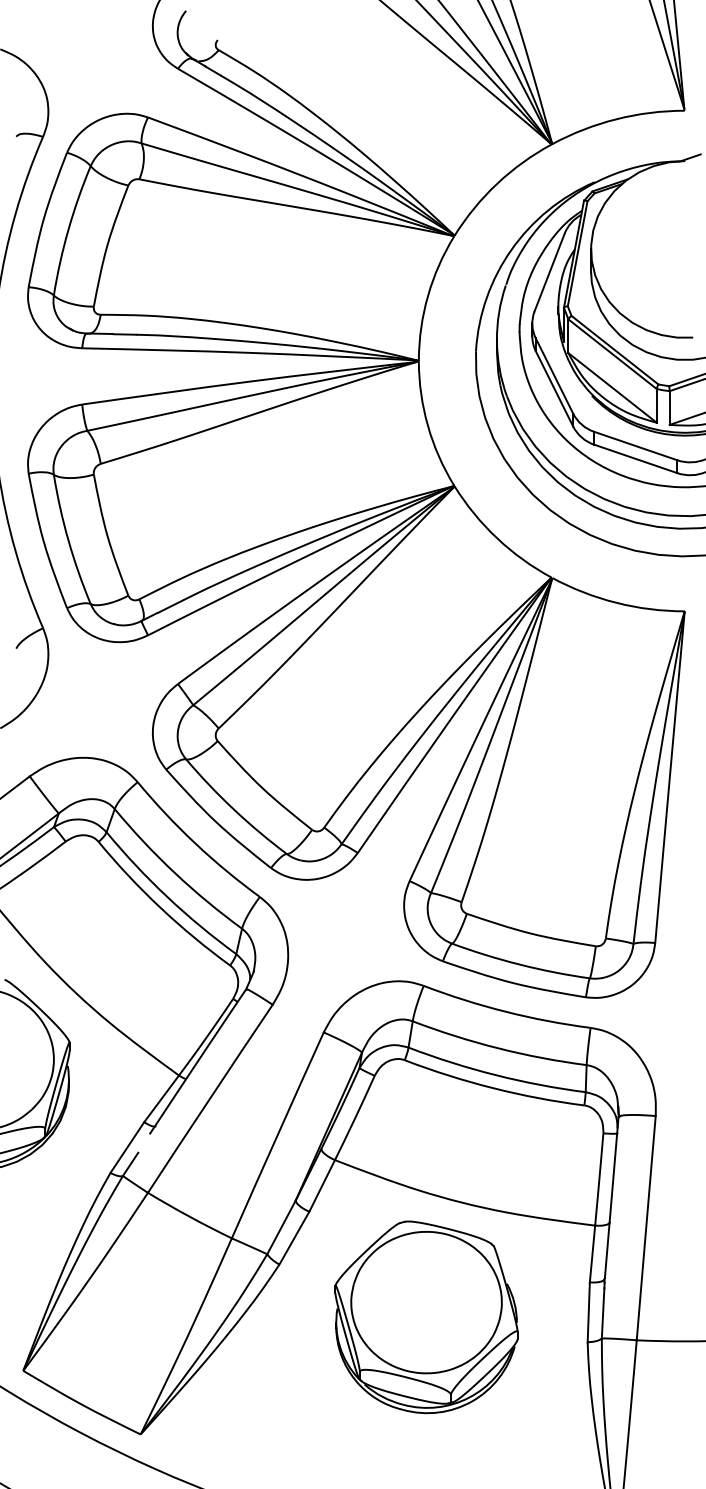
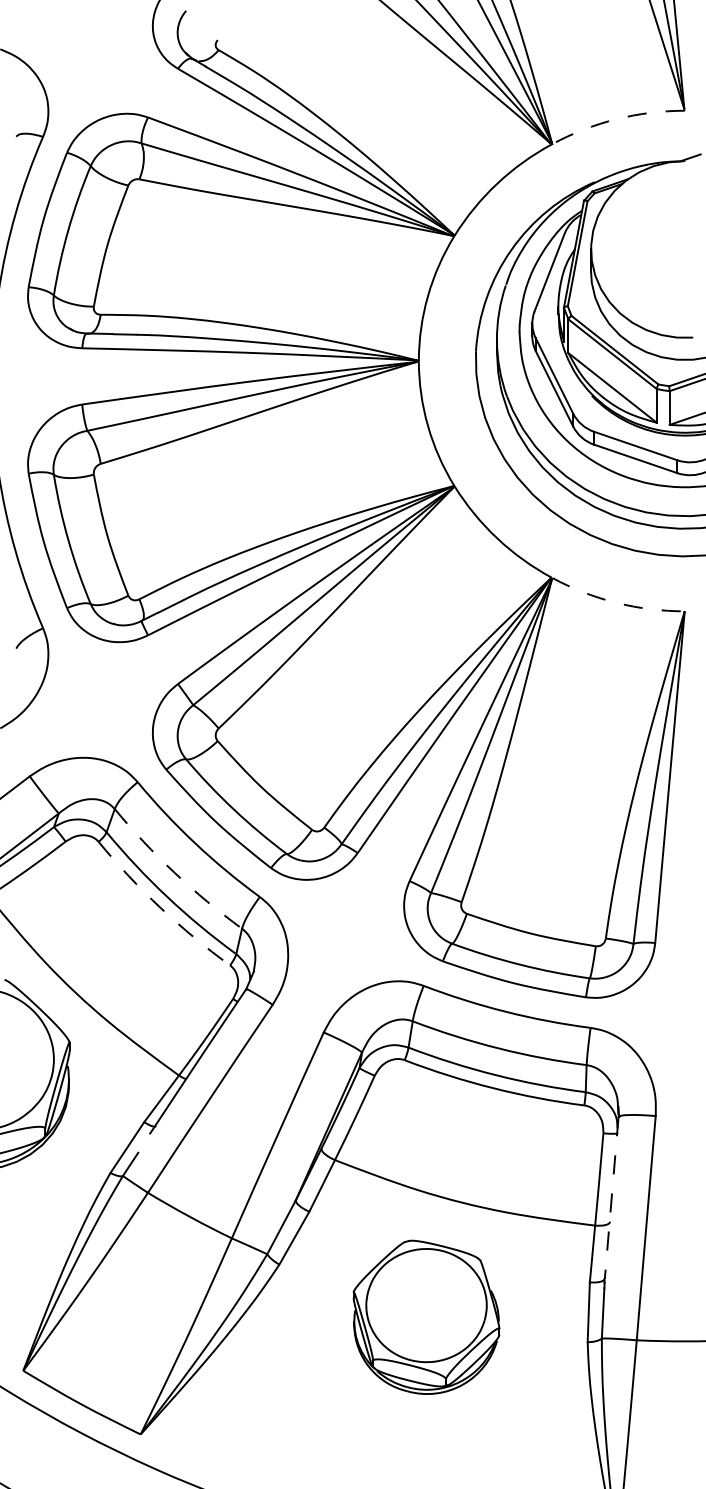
arc: solid -> dashed (616, 119)
arc: solid -> dashed (616, 602)
arc: solid -> dashed (174, 872)
arc: solid -> dashed (160, 907)
line: solid -> dashed (611, 1197)
part size: 185x195 px -> 149x156 px (426, 1316)
